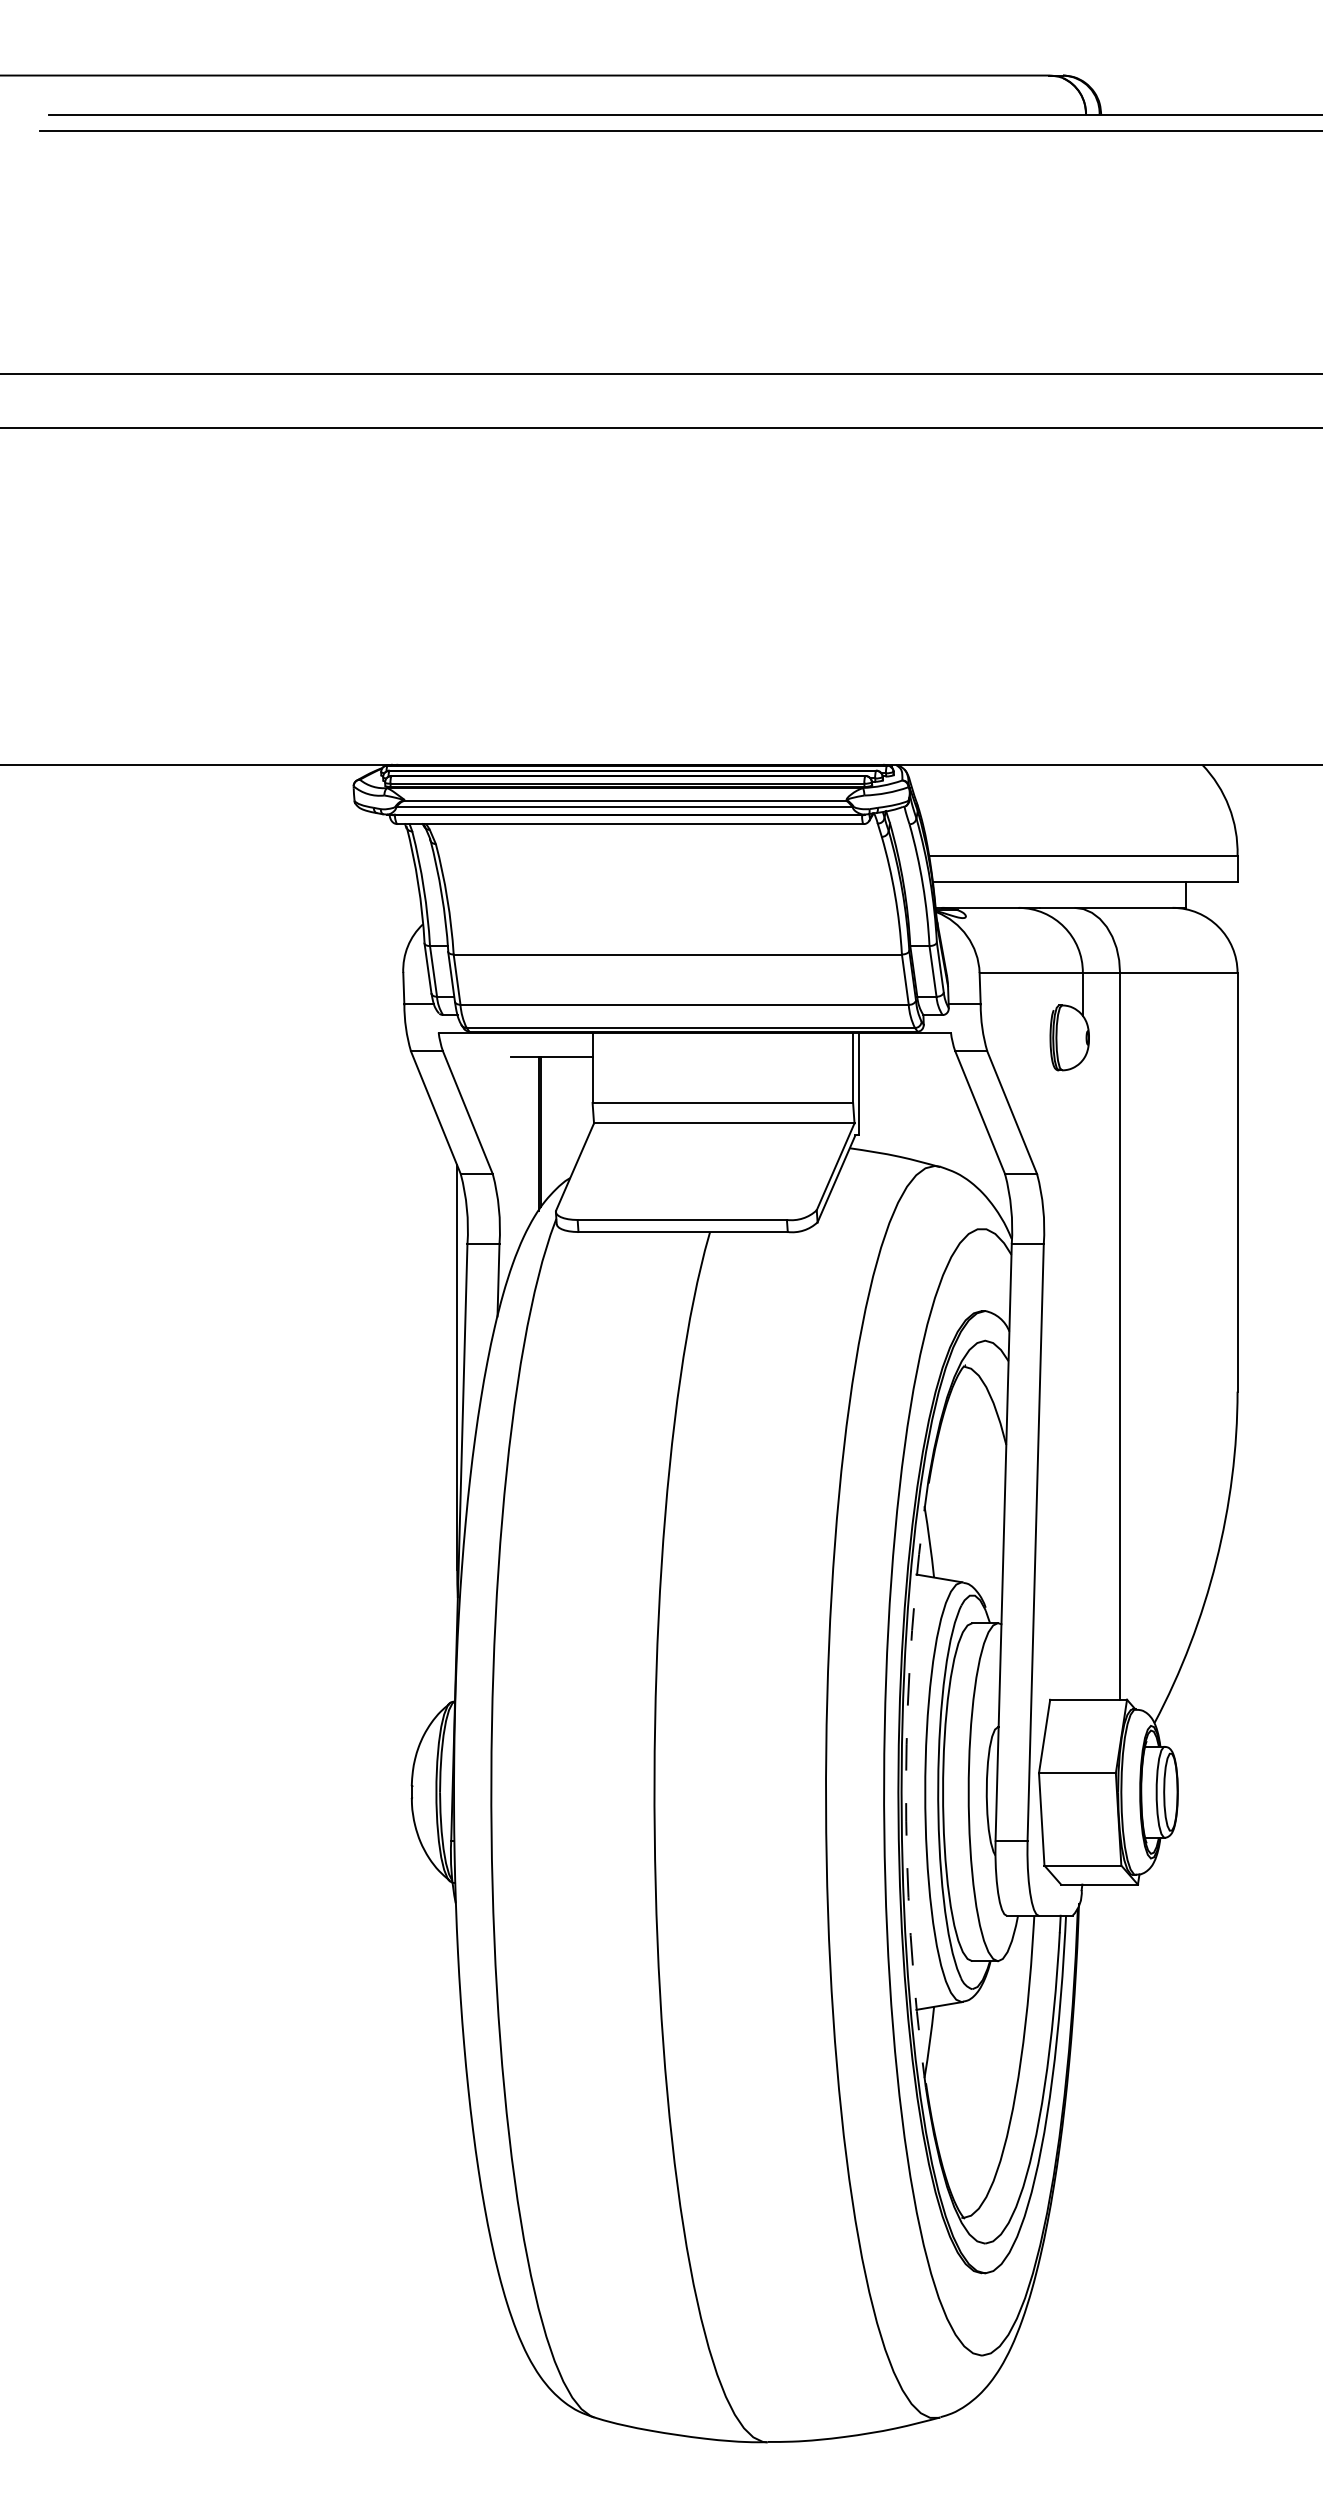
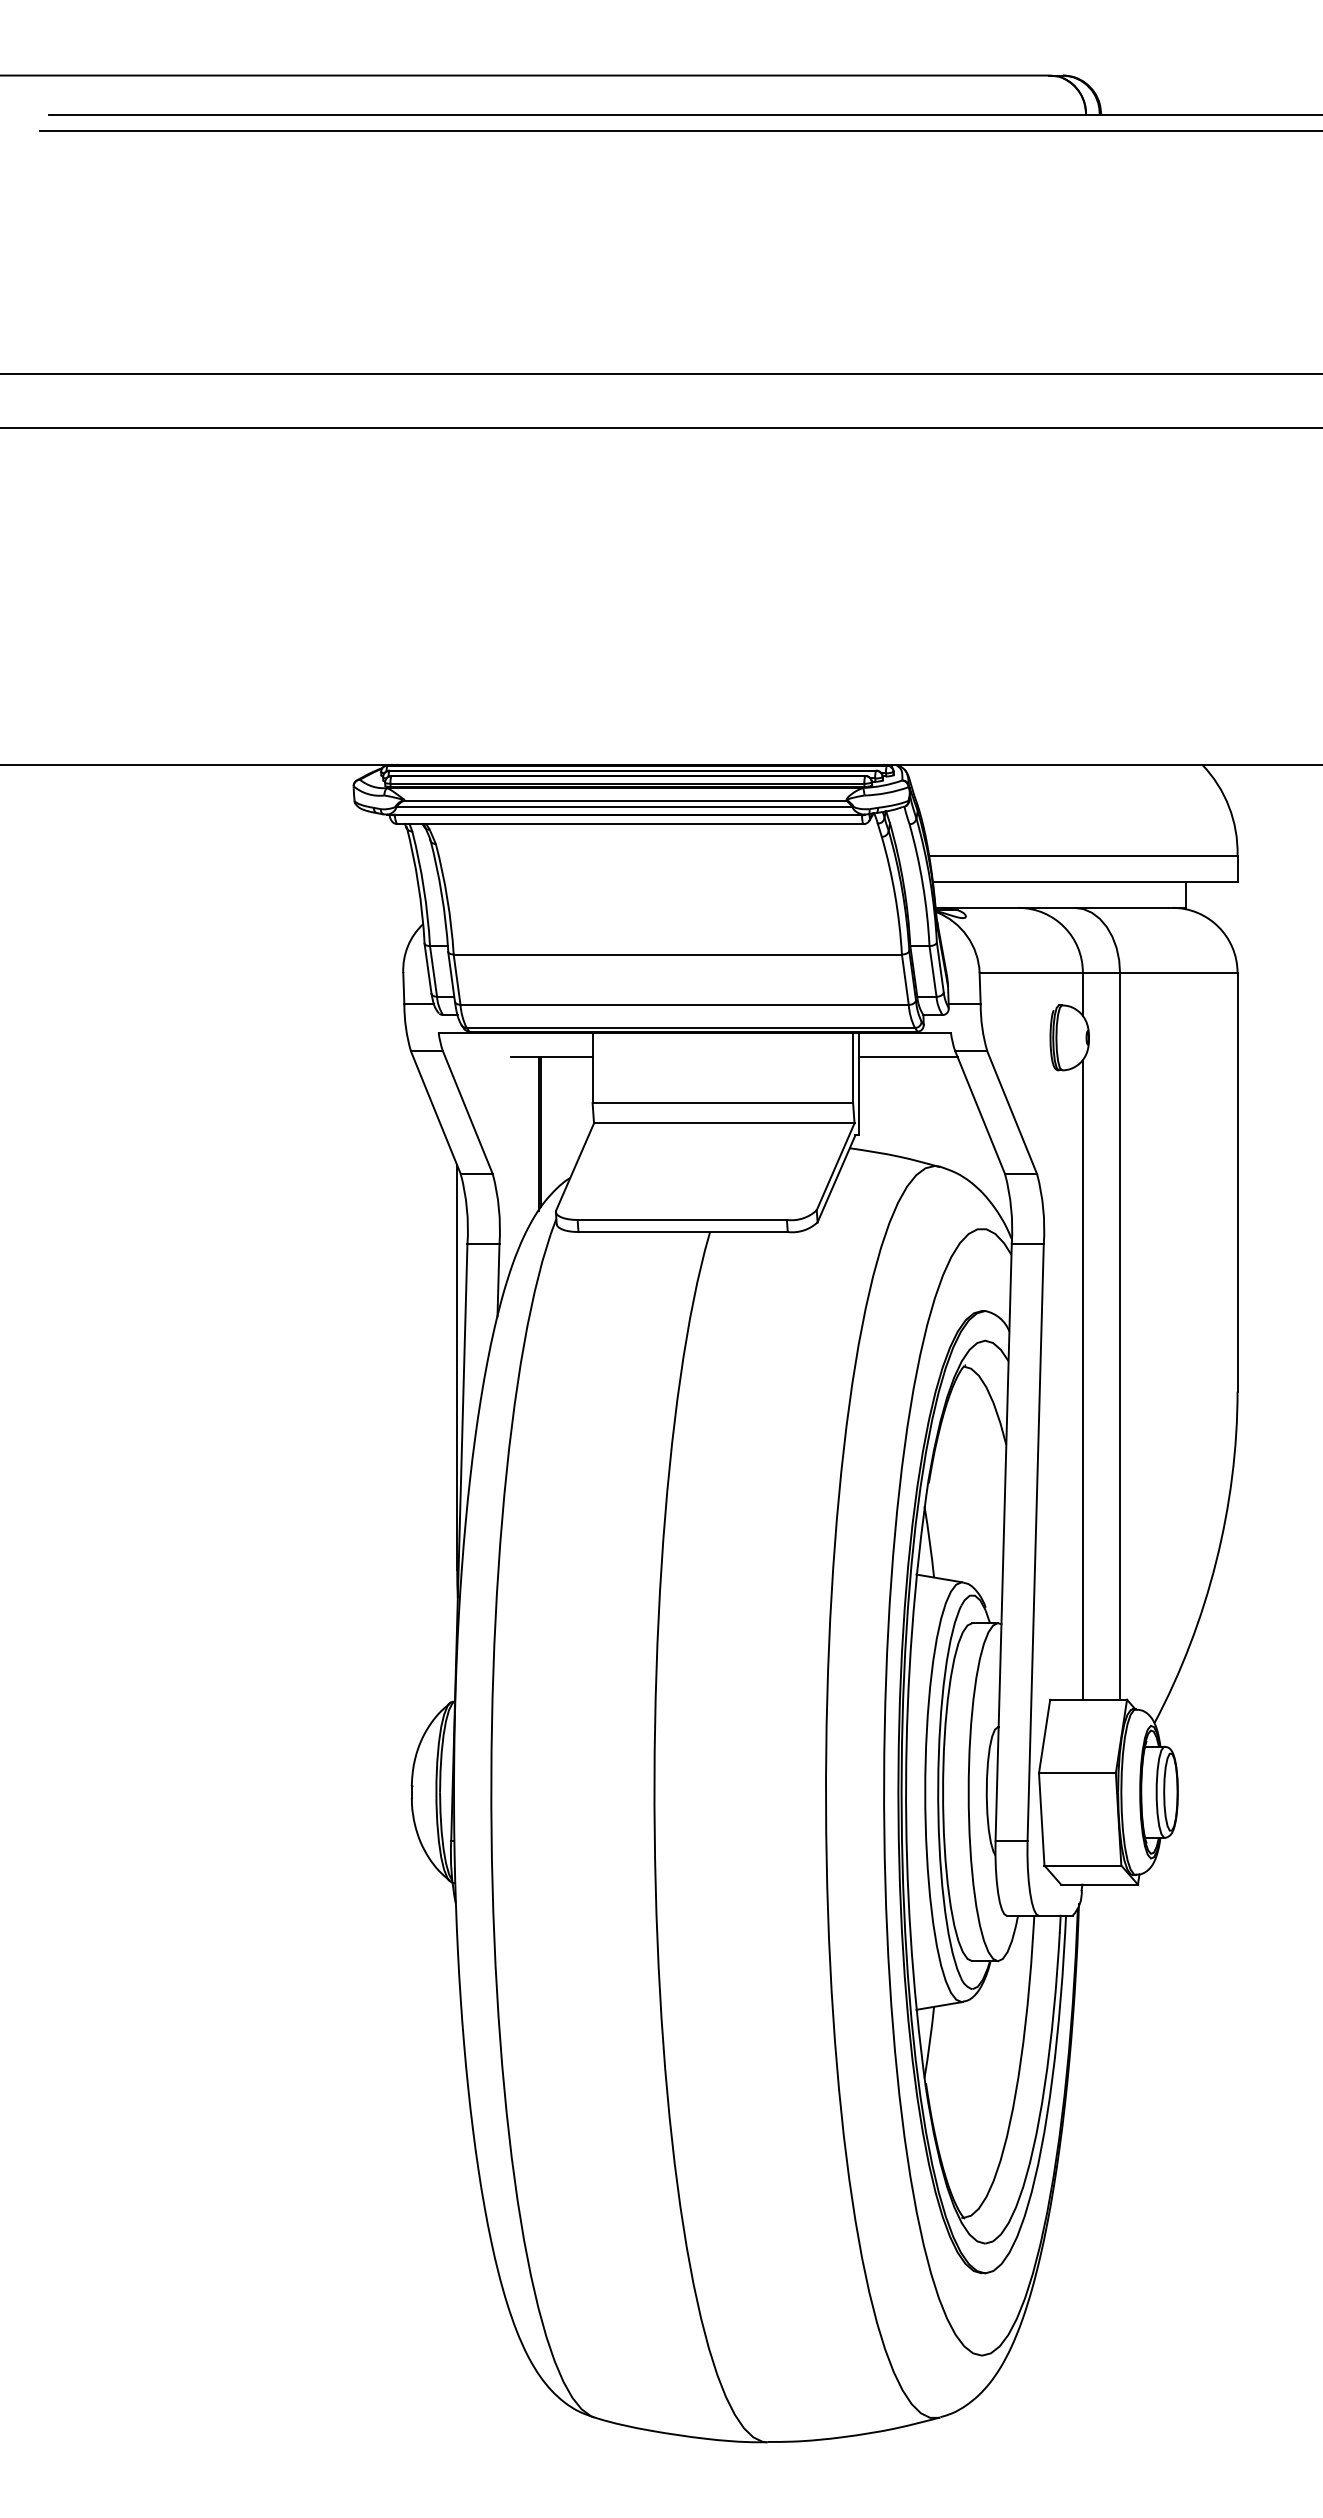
line: none -> present (907, 1057)
line: none -> present (1082, 1379)
arc: dashed -> solid (906, 1782)
